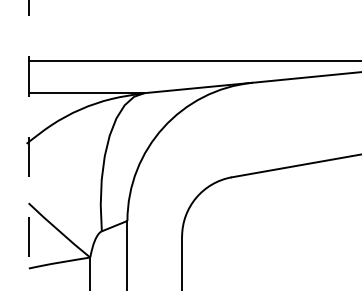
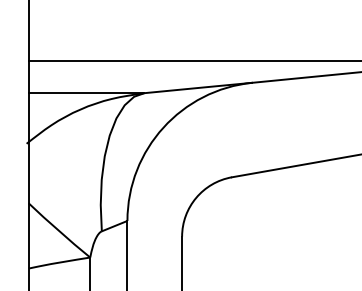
line: dashed -> solid (29, 145)
